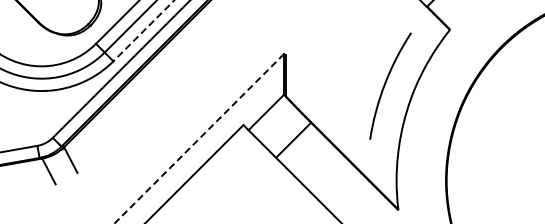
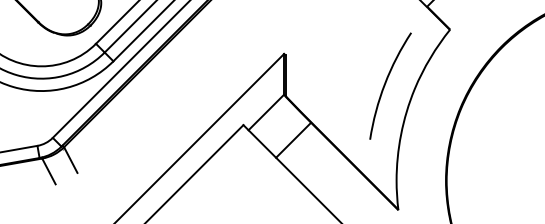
line: dashed -> solid (143, 30)
line: dashed -> solid (198, 139)
